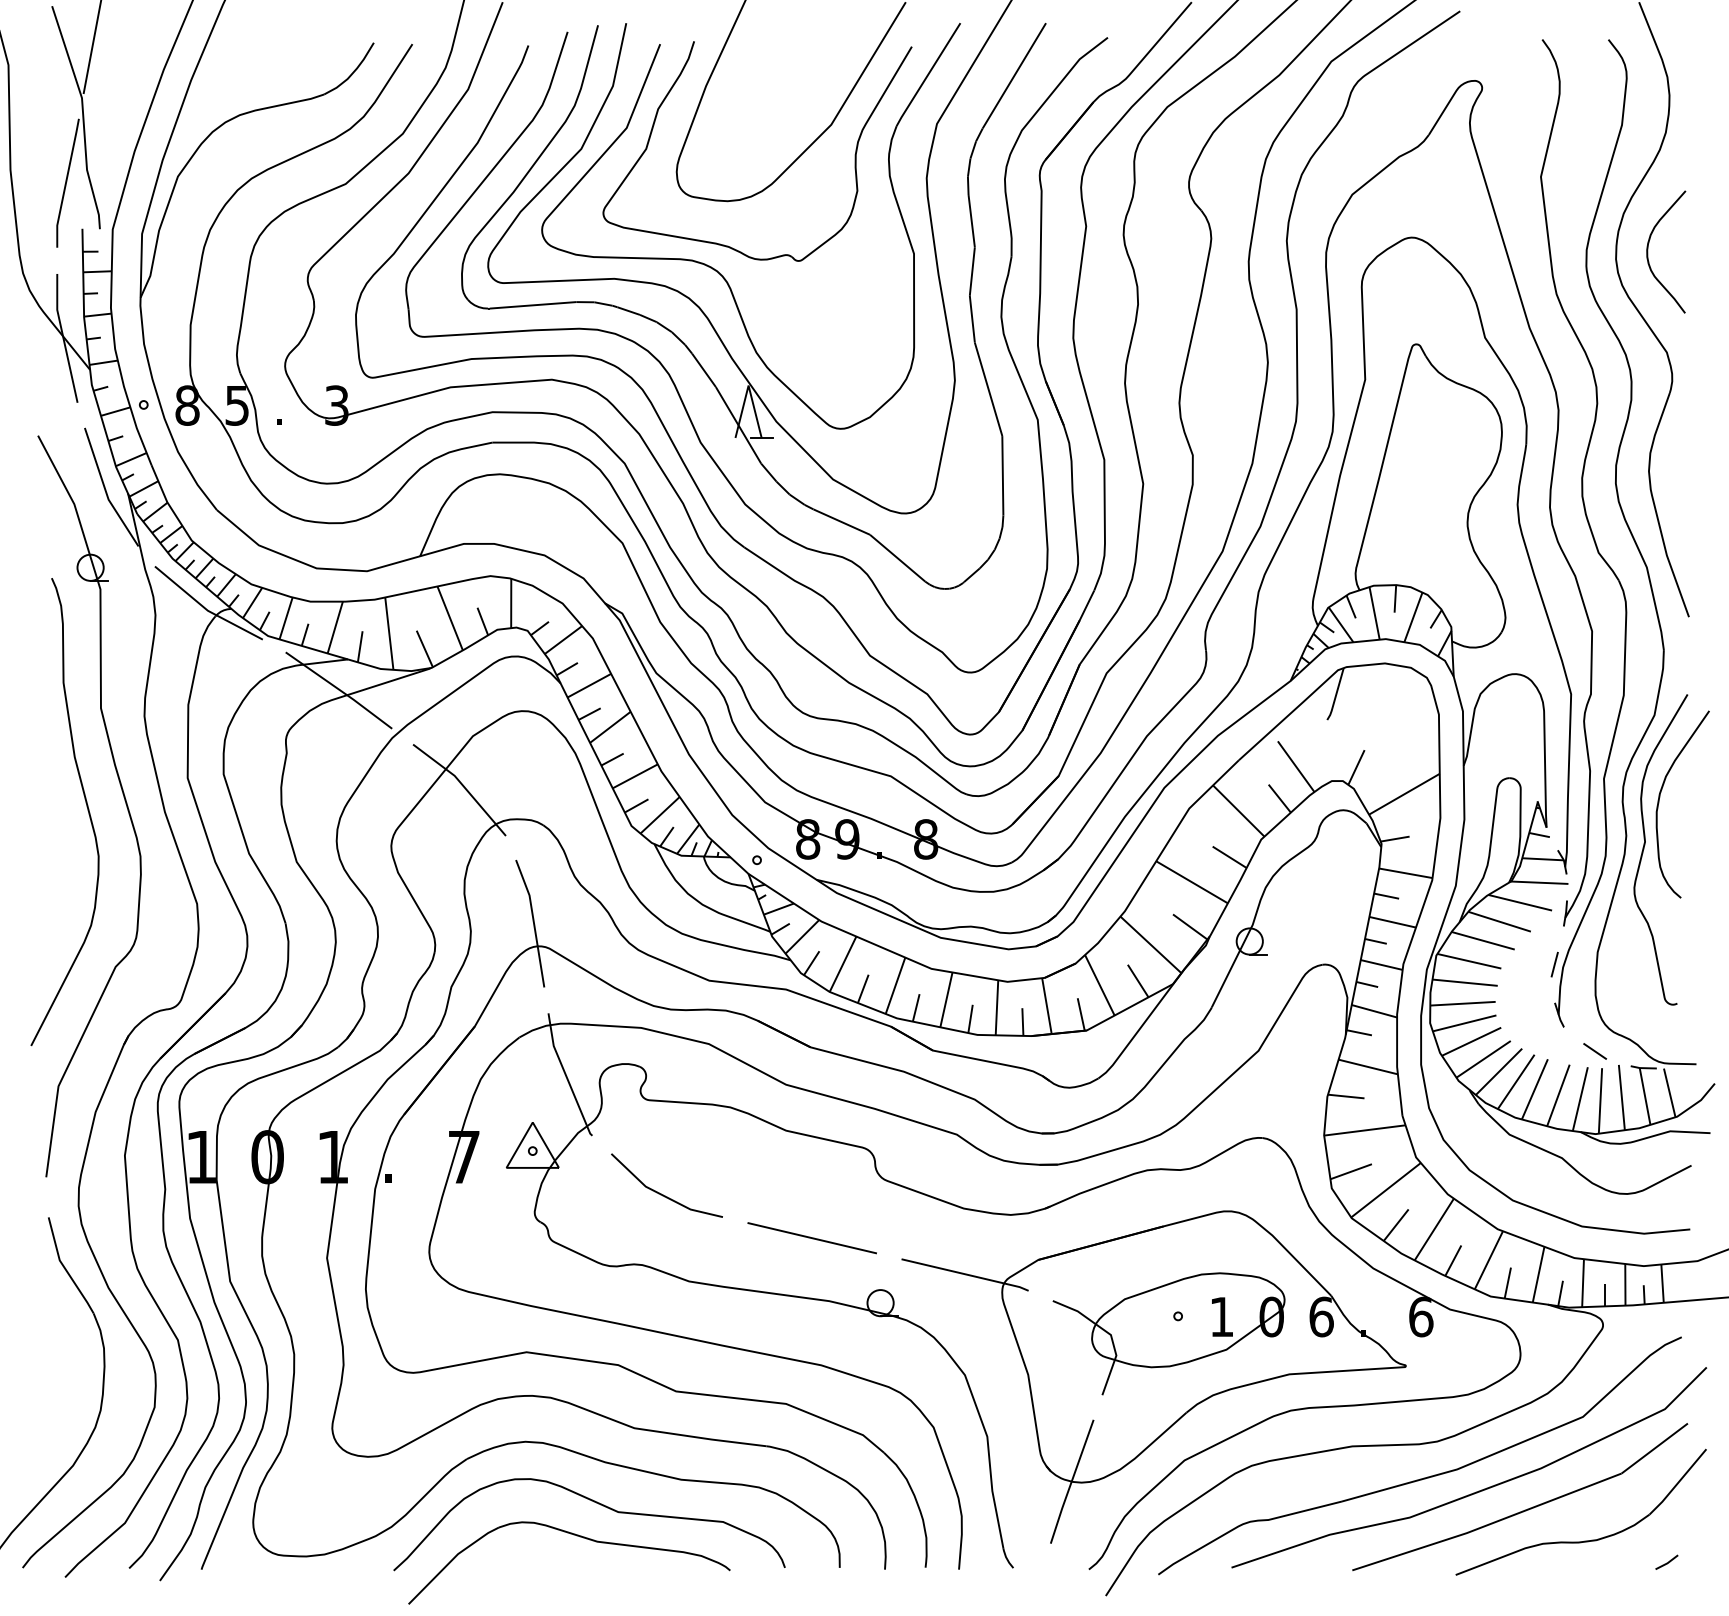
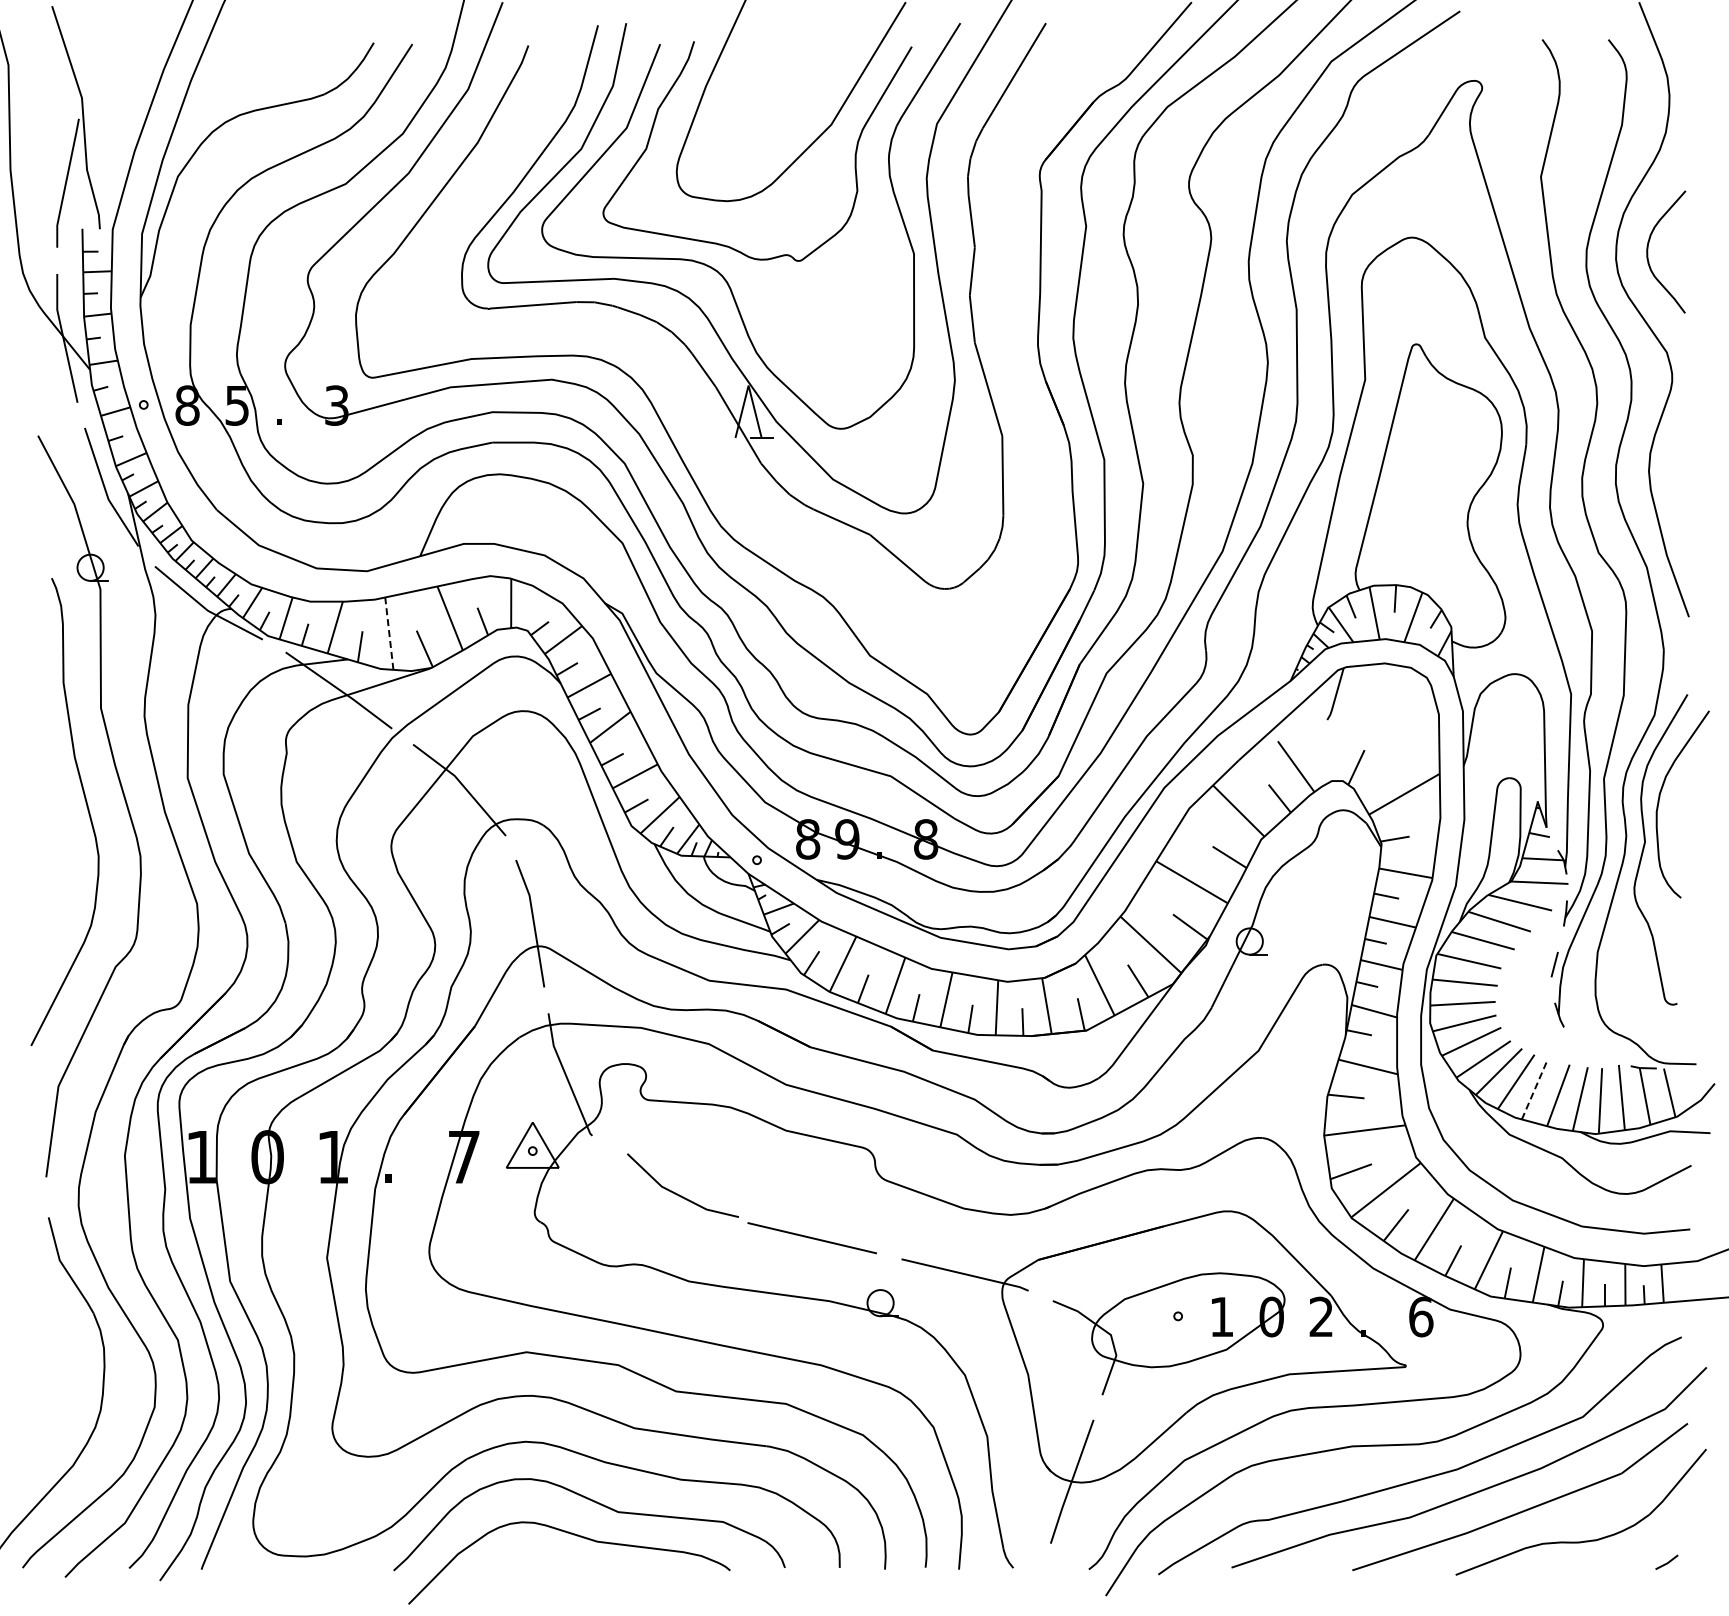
line: present -> none (91, 47)
part: present -> none (678, 390)
line: solid -> dashed (389, 633)
line: present -> none (1594, 1051)
line: solid -> dashed (1534, 1089)
line position: (661, 1193) -> (677, 1193) (677, 1193)
text: 6 -> 2 (1321, 1316)
